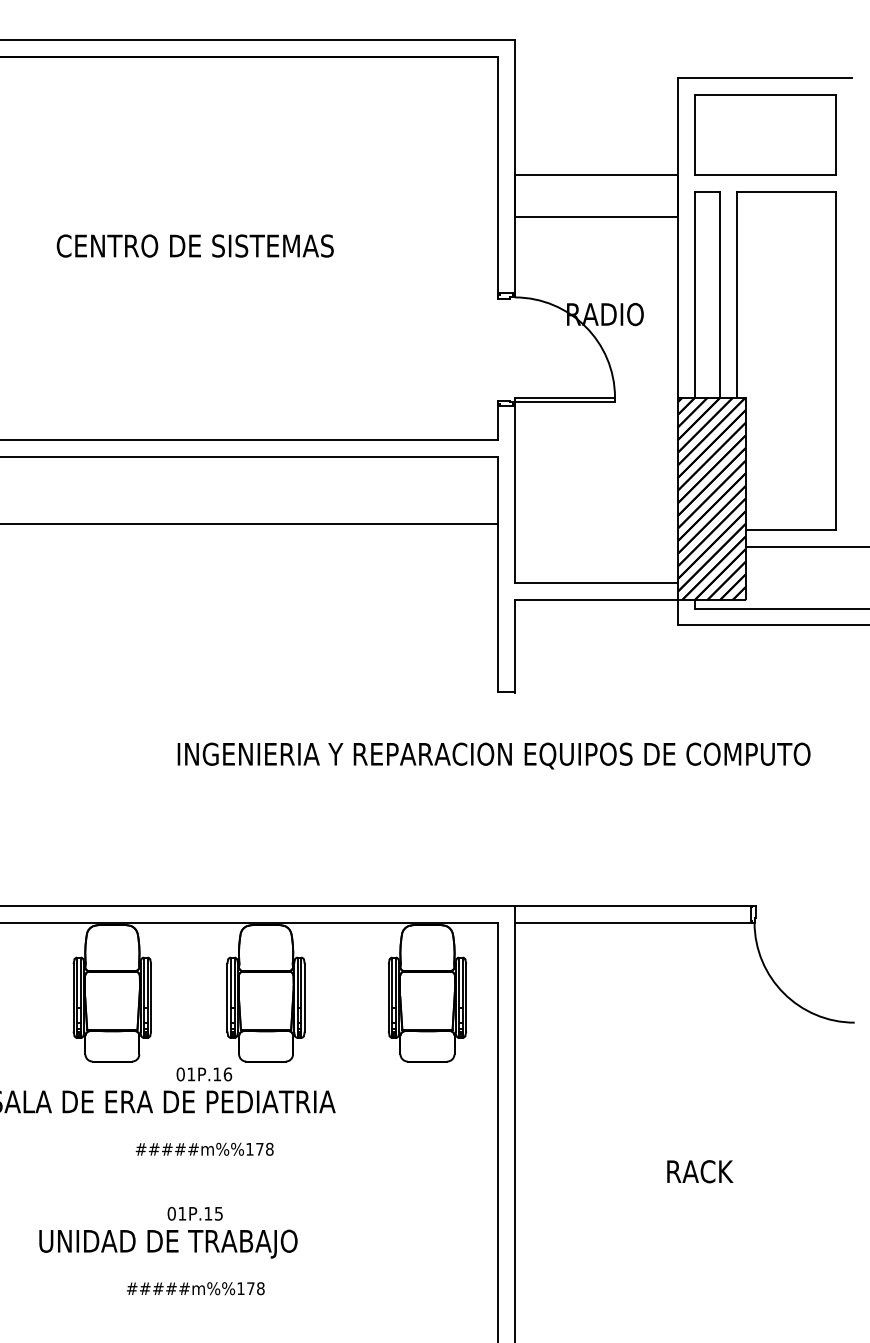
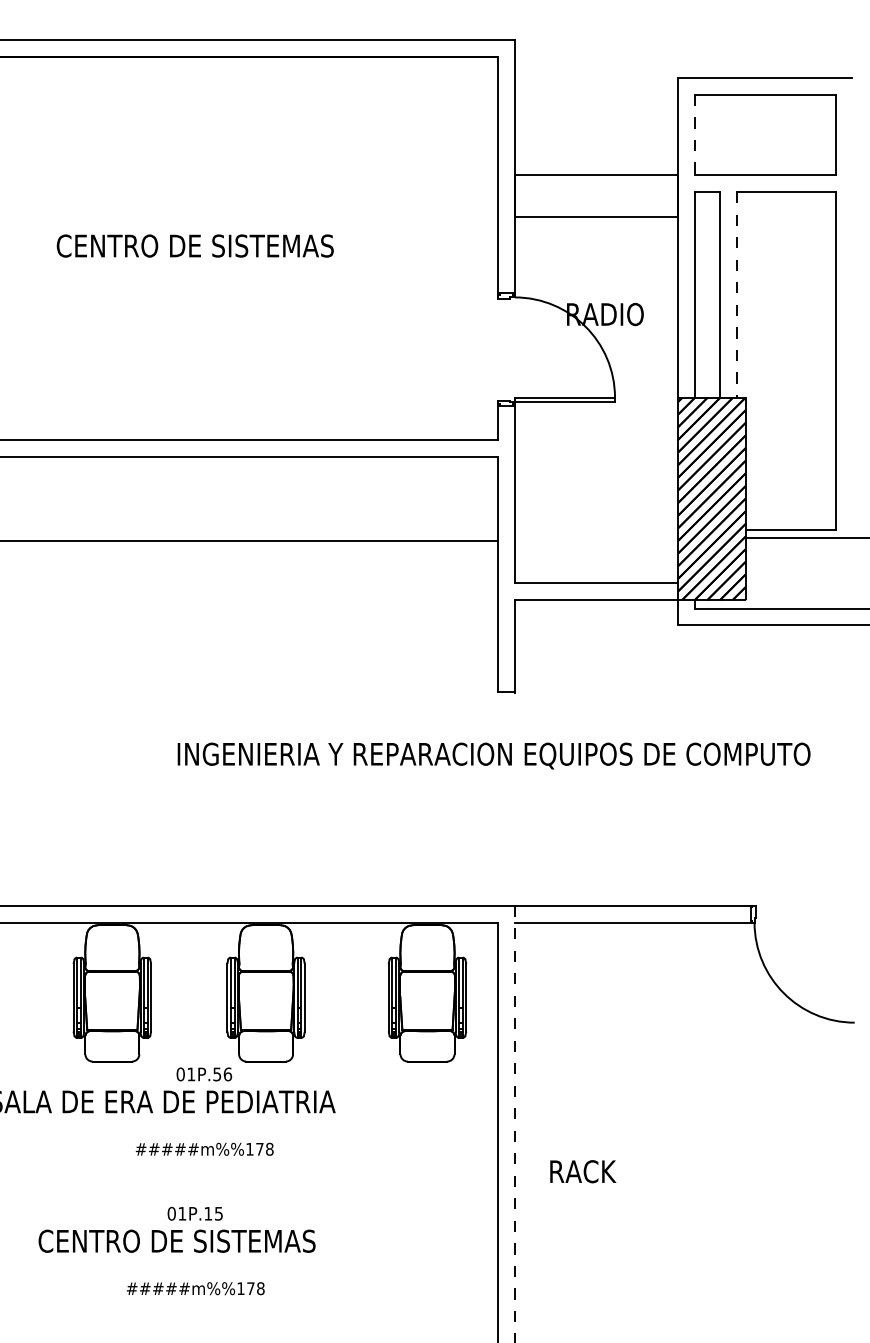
line: solid -> dashed (694, 135)
line: solid -> dashed (737, 294)
line position: (249, 524) -> (249, 541) (249, 541)
line position: (805, 546) -> (805, 537) (805, 537)
text: 01P.16 -> 01P.56 (217, 1074)
line: solid -> dashed (514, 1124)
text position: (700, 1171) -> (583, 1171) (583, 1171)
text: UNIDAD DE TRABAJO -> CENTRO DE SISTEMAS (176, 1243)
